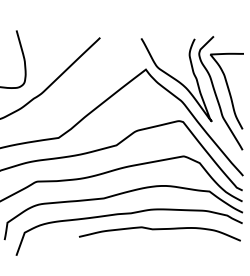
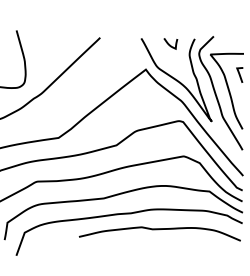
curve: none -> present (169, 43)
curve: none -> present (239, 74)
